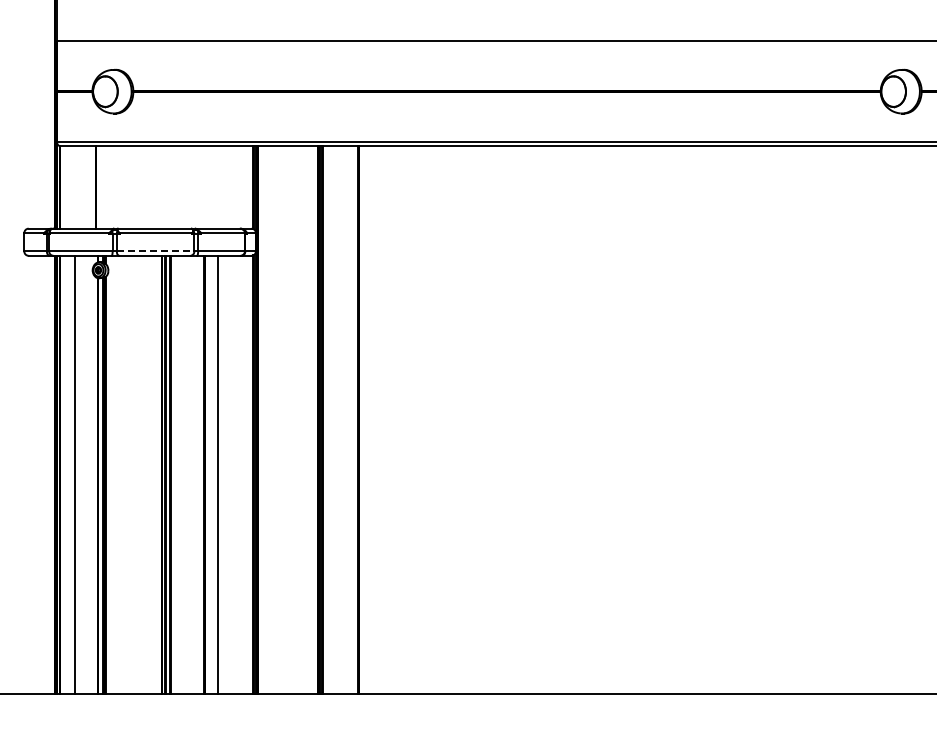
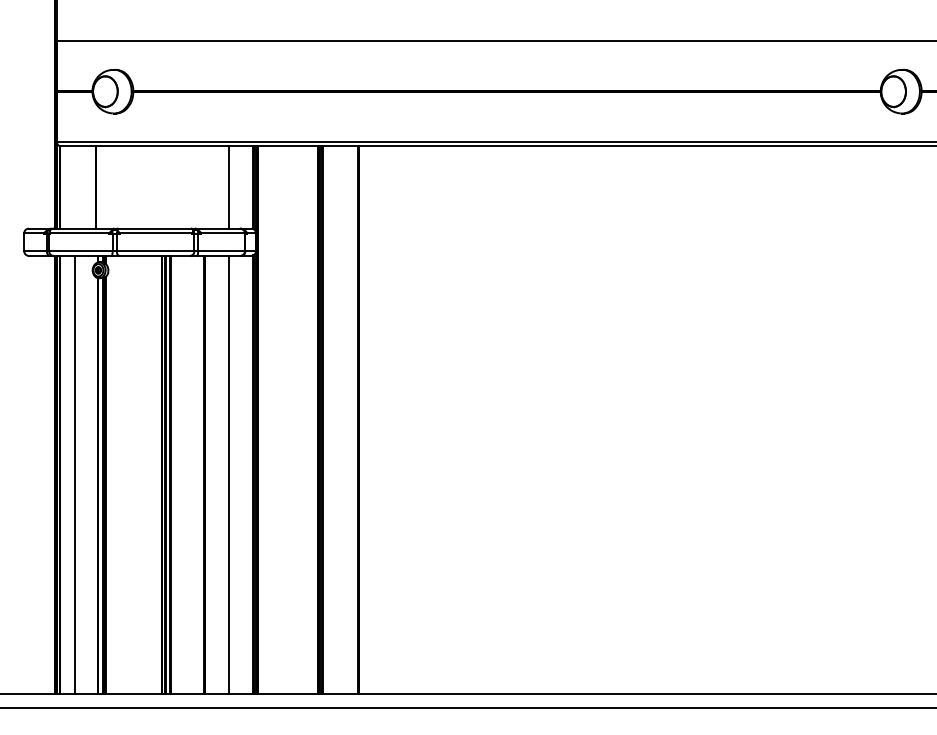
line: none -> present (228, 187)
line: dashed -> solid (155, 251)
line position: (217, 474) -> (228, 474) (228, 474)
line: none -> present (467, 708)
